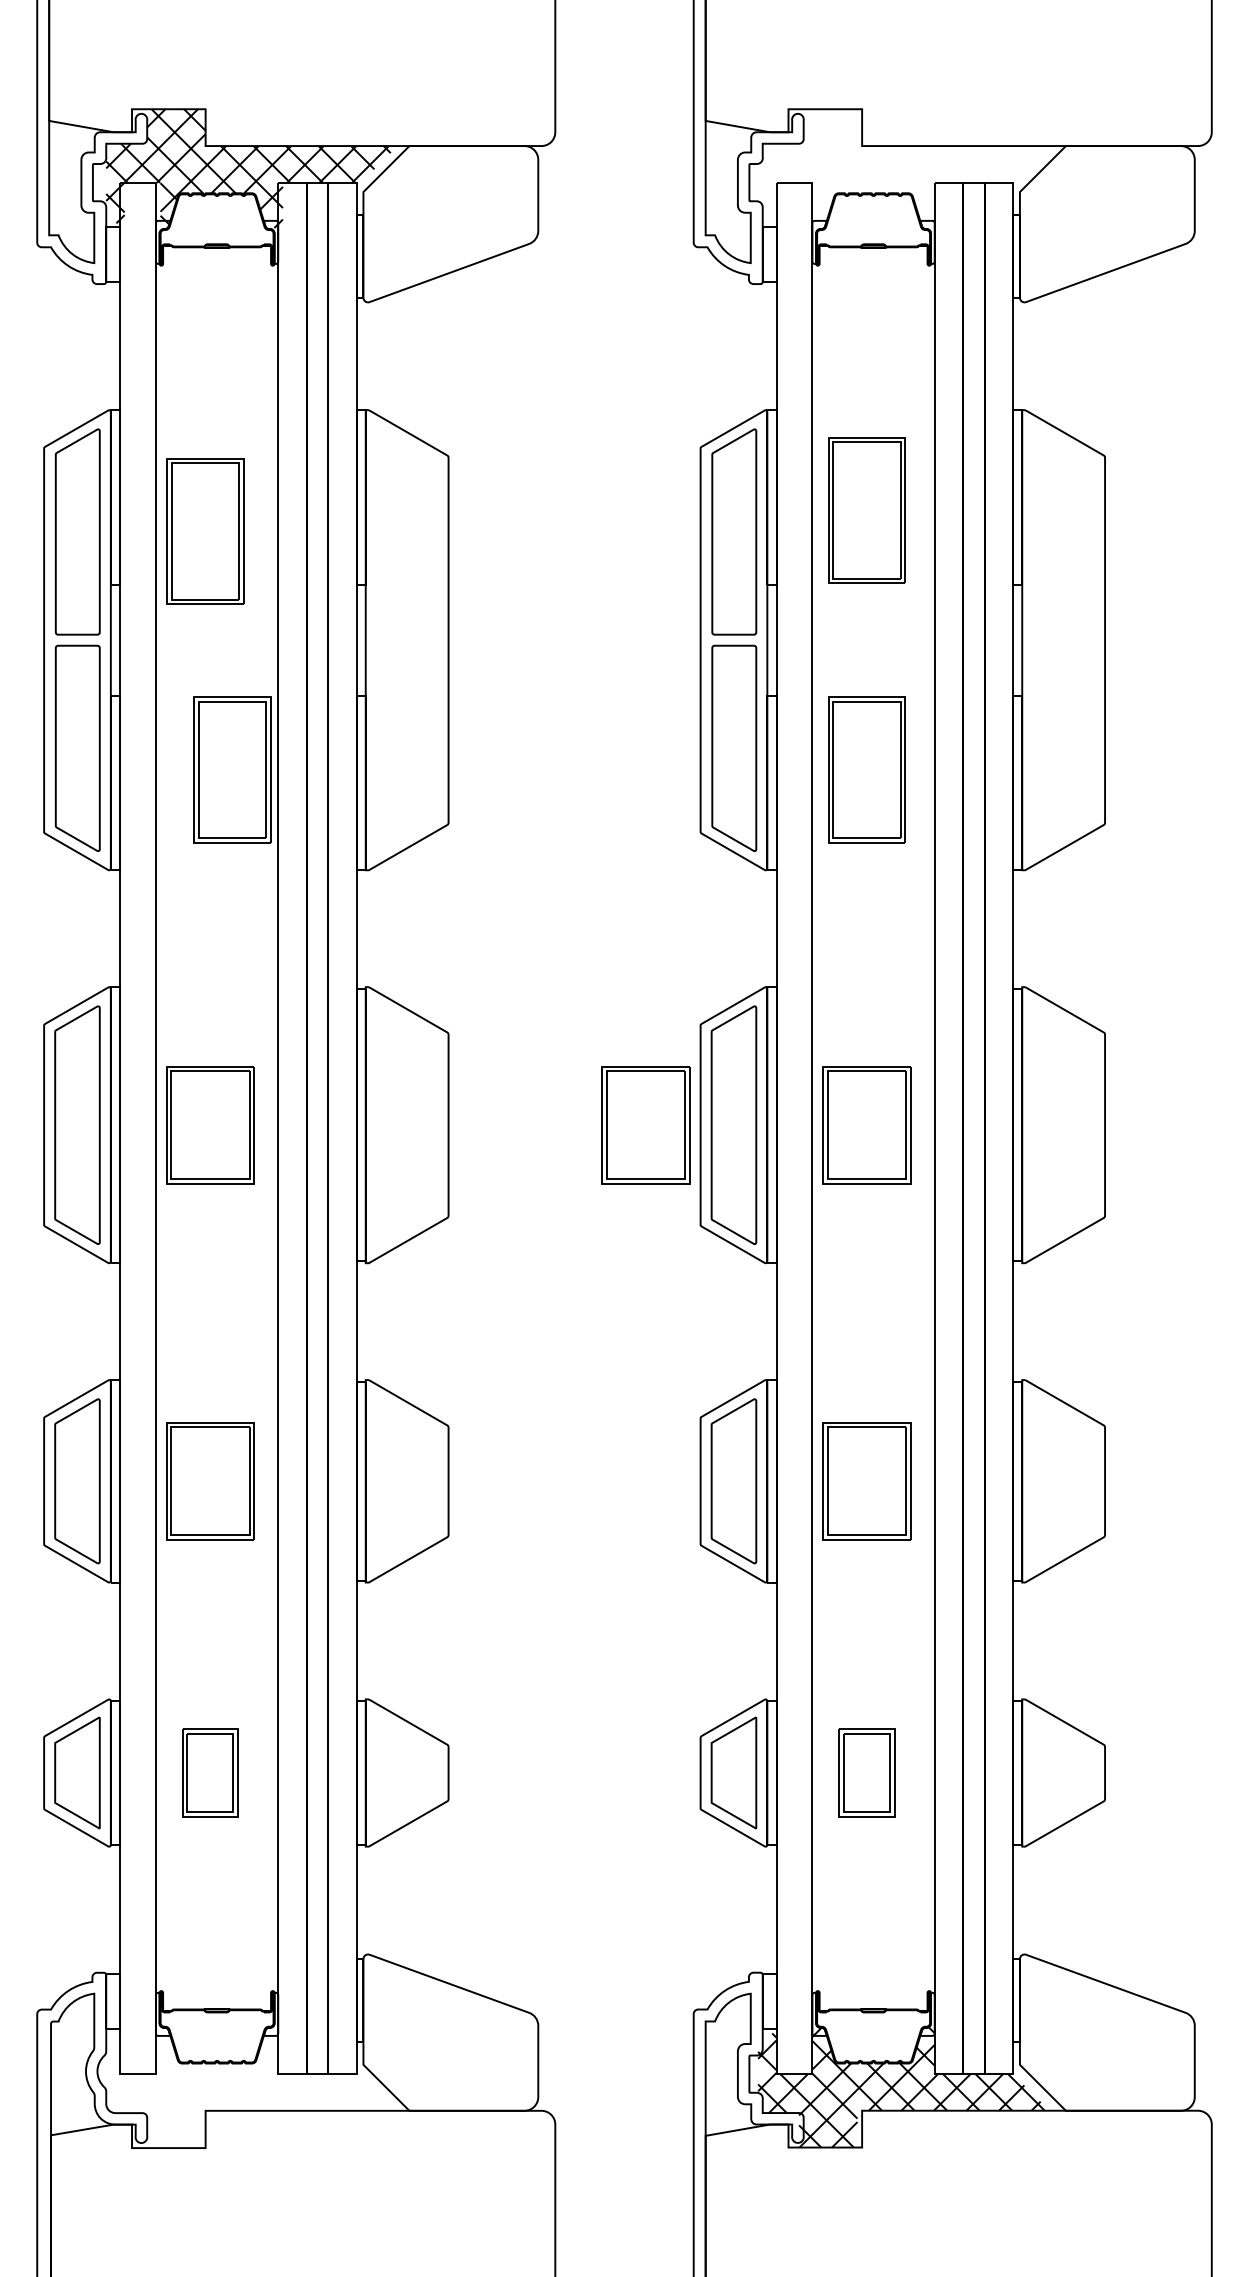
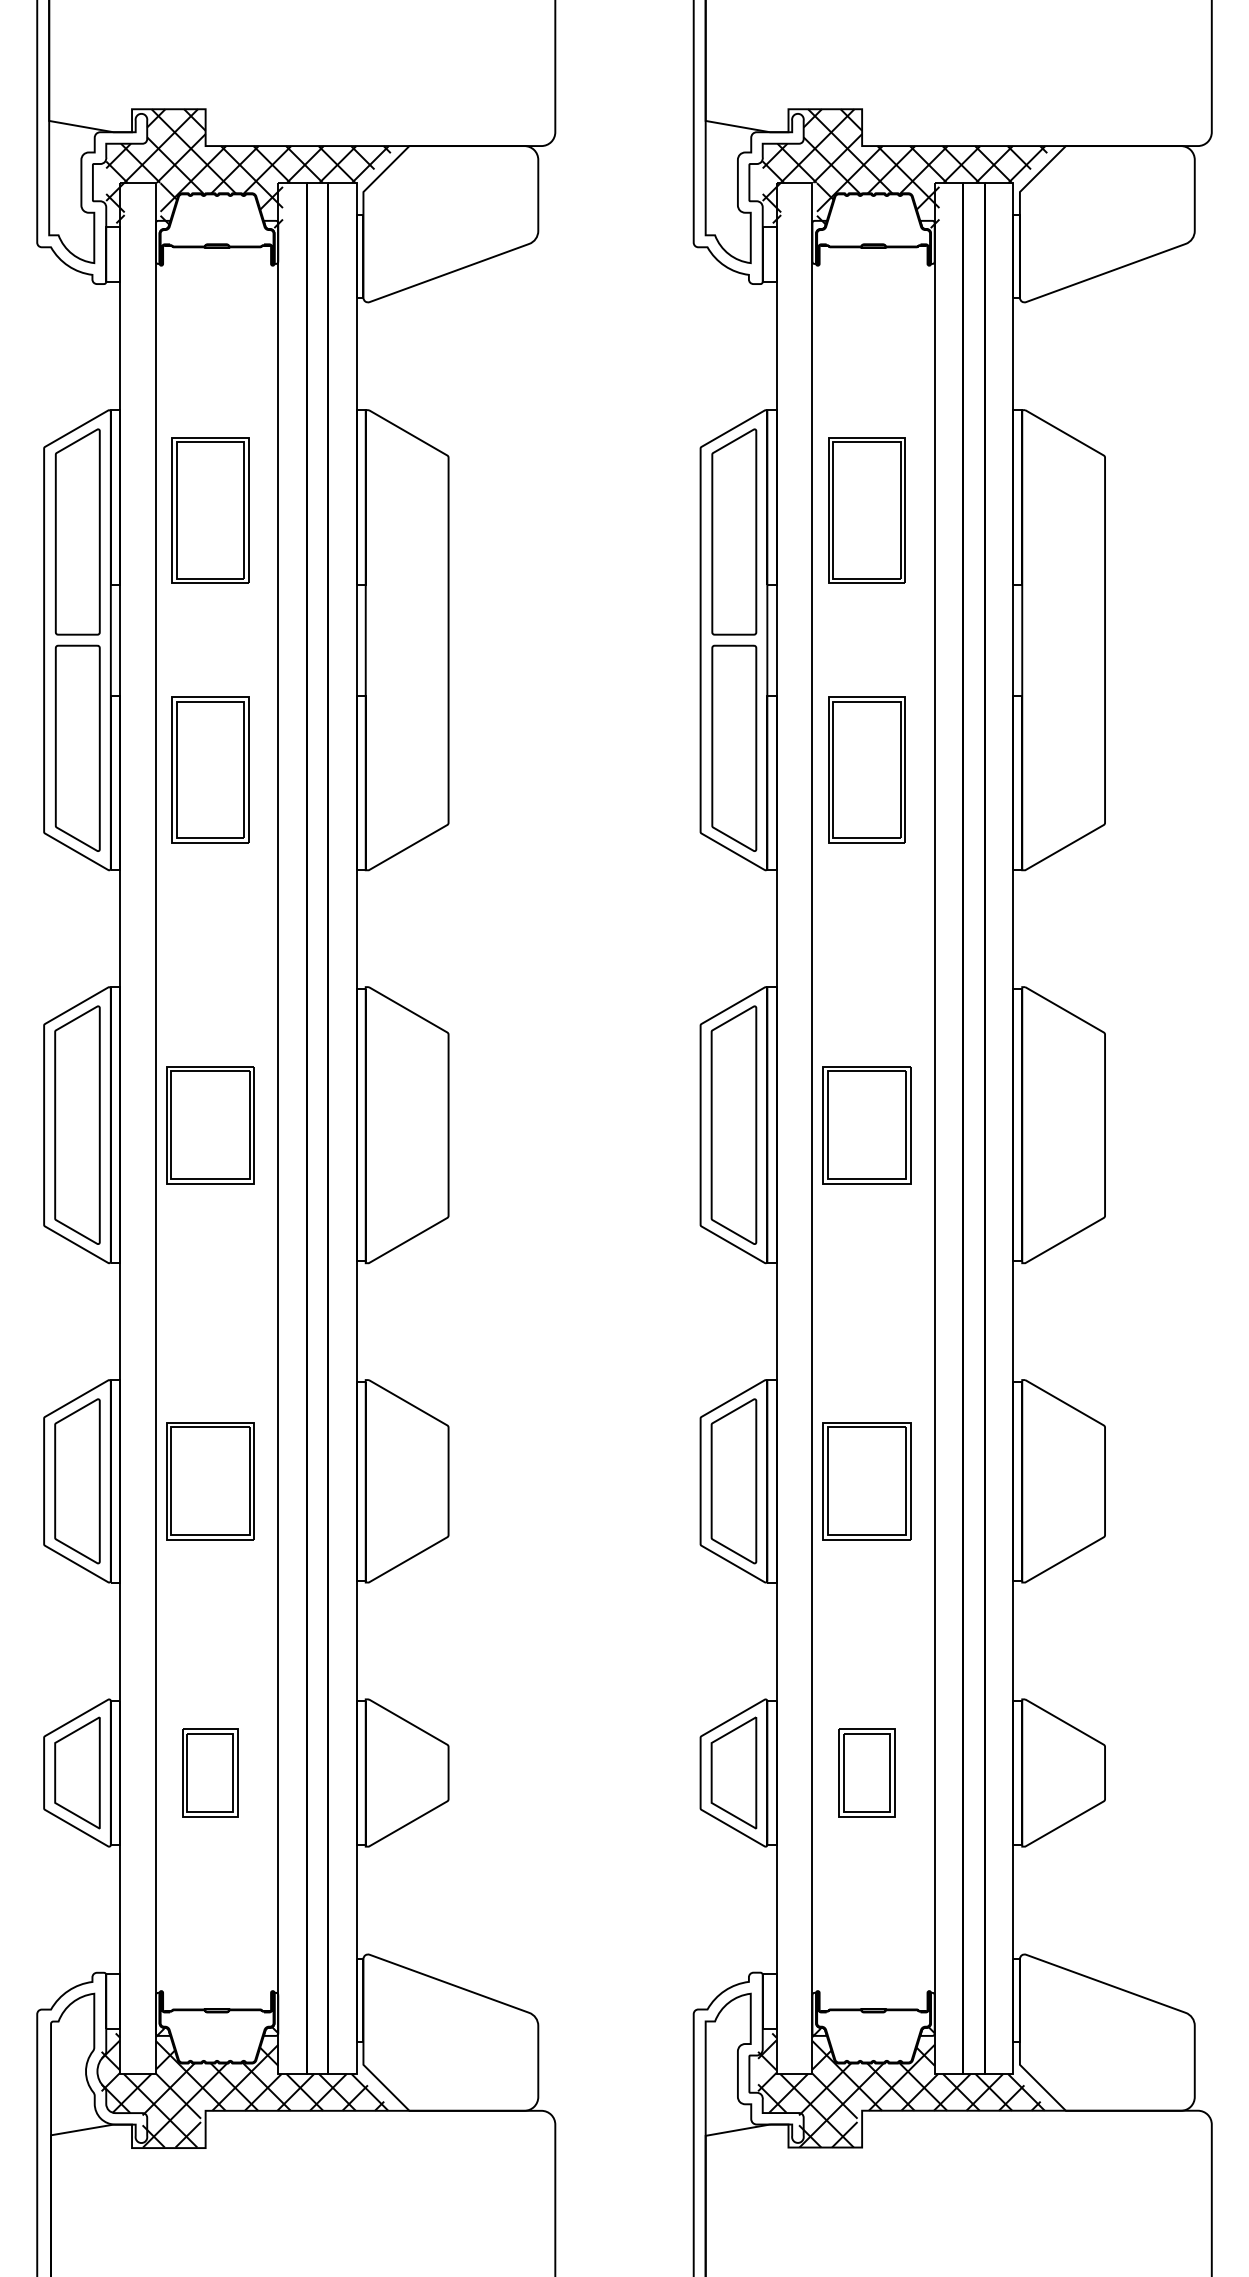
hatch: none -> present (904, 168)
part position: (205, 531) -> (210, 510) (210, 510)
part position: (232, 769) -> (210, 769) (210, 769)
part: present -> none (645, 1125)
hatch: none -> present (244, 2087)
